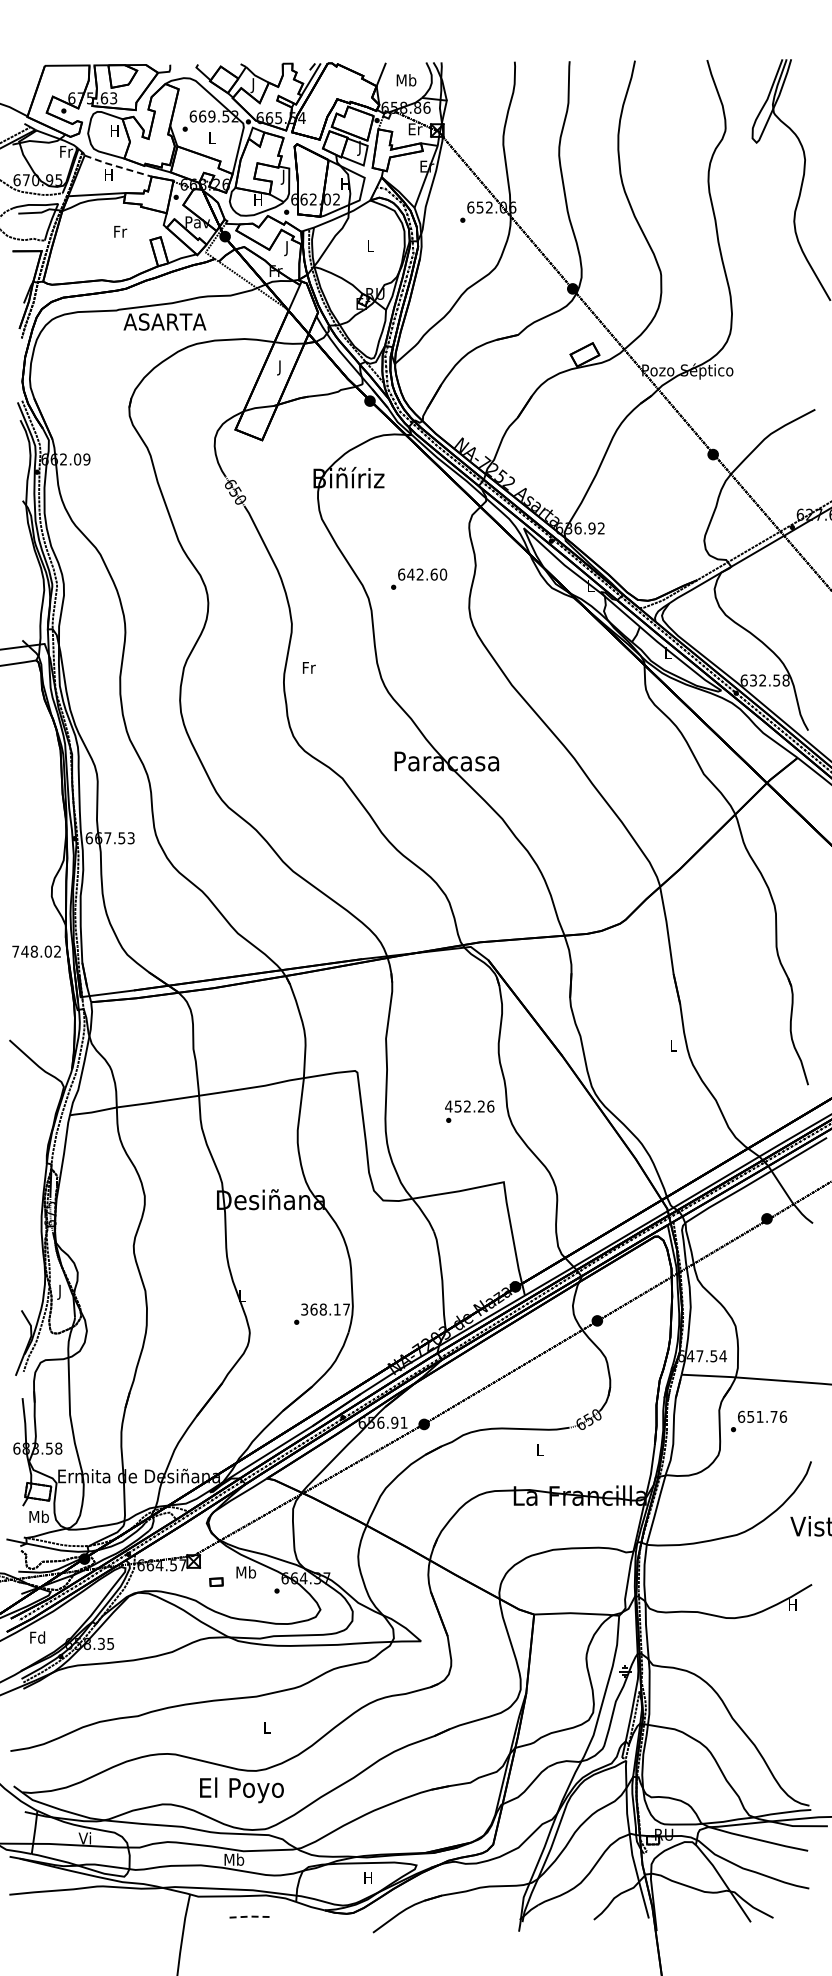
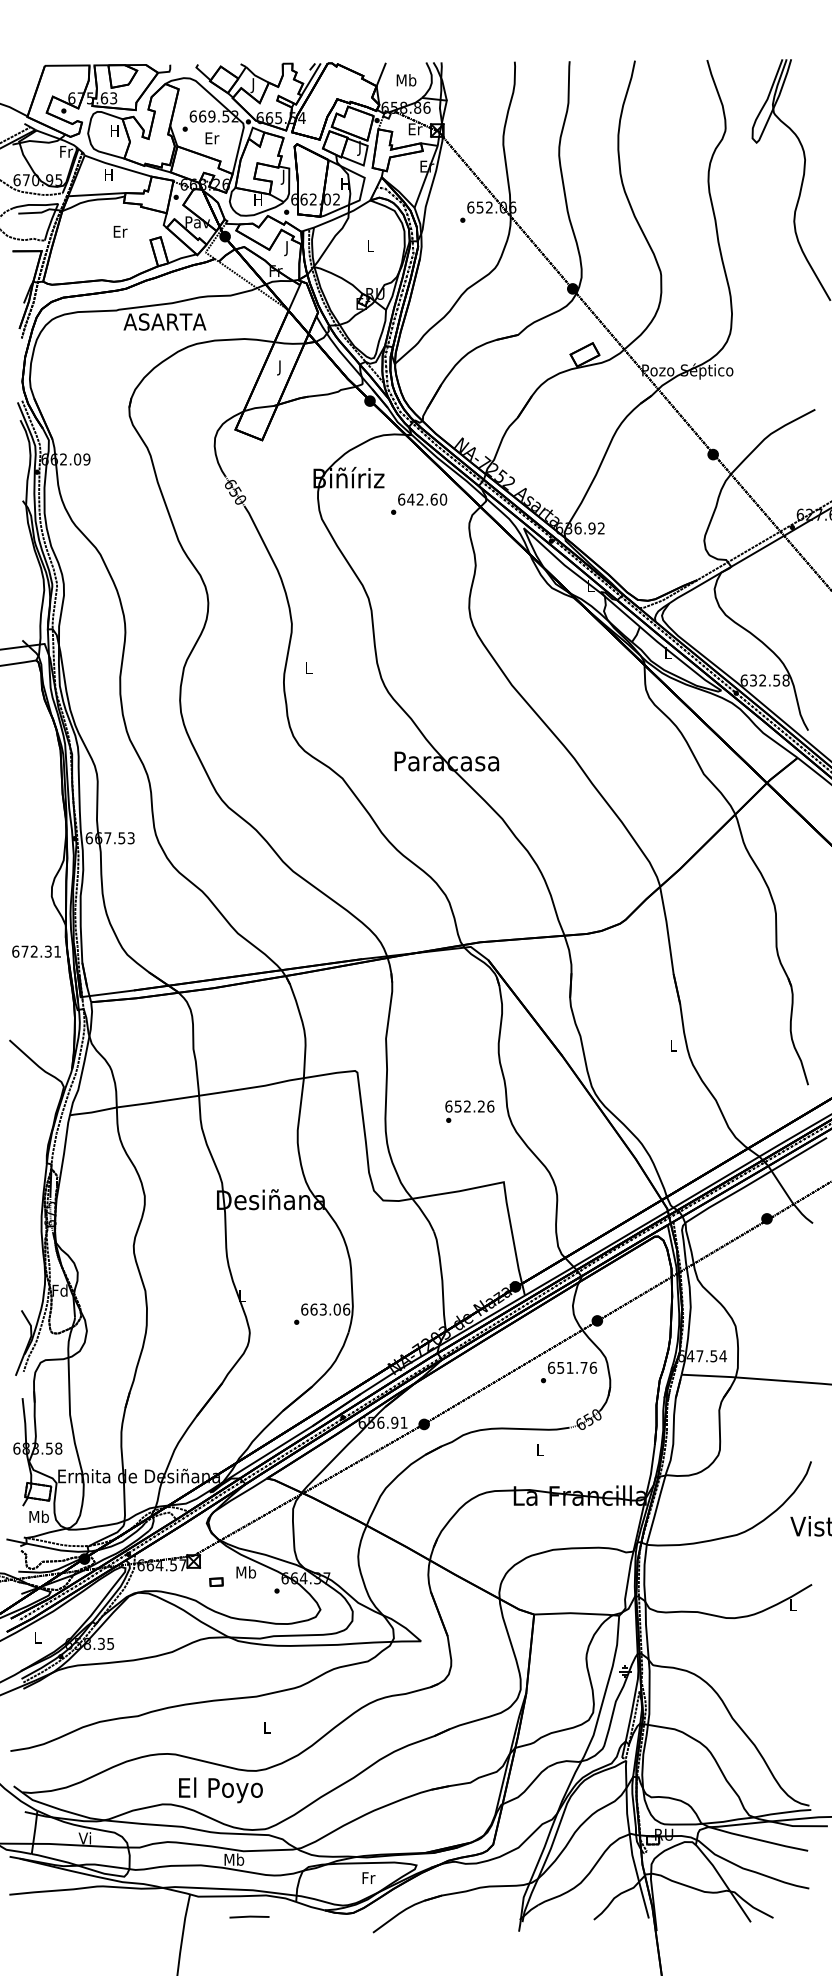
text: L -> Er (212, 138)
line: dashed -> solid (117, 166)
text: Fr -> Er (120, 231)
text position: (419, 578) -> (419, 503) (419, 503)
text: Fr -> L (308, 667)
text: 748.02 -> 672.31 (36, 951)
text: 452.26 -> 652.26 (448, 1106)
text: J -> Fd (59, 1291)
text: 368.17 -> 663.06 (325, 1309)
text position: (759, 1421) -> (569, 1372) (569, 1372)
text: H -> L (792, 1604)
text: Fd -> L (37, 1637)
text position: (241, 1790) -> (220, 1790) (220, 1790)
text: H -> Fr (368, 1877)
line: dashed -> solid (250, 1916)
